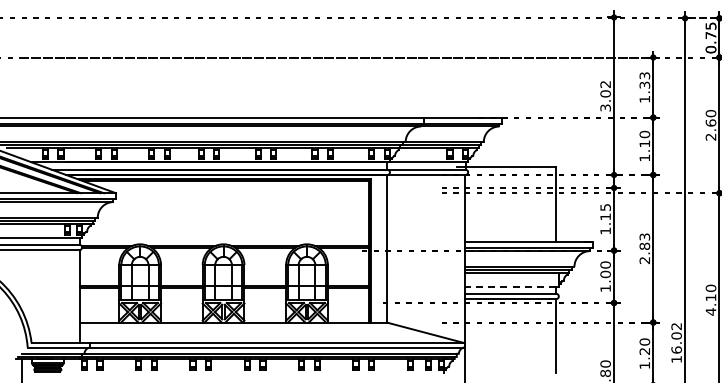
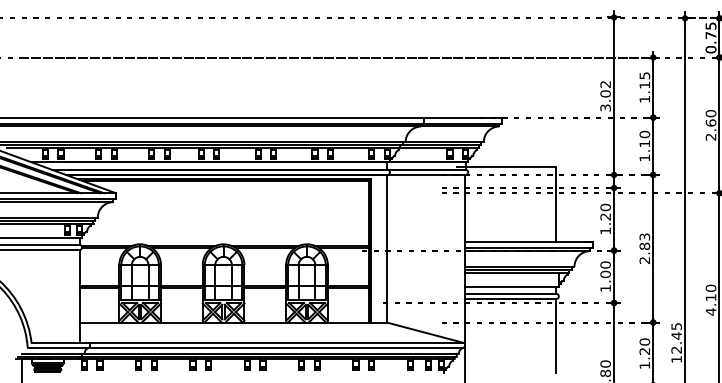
text: 1.33 -> 1.15 (644, 80)
text: 1.15 -> 1.20 (605, 211)
line: dashed -> solid (510, 286)
text: 16.02 -> 12.45 (676, 338)
